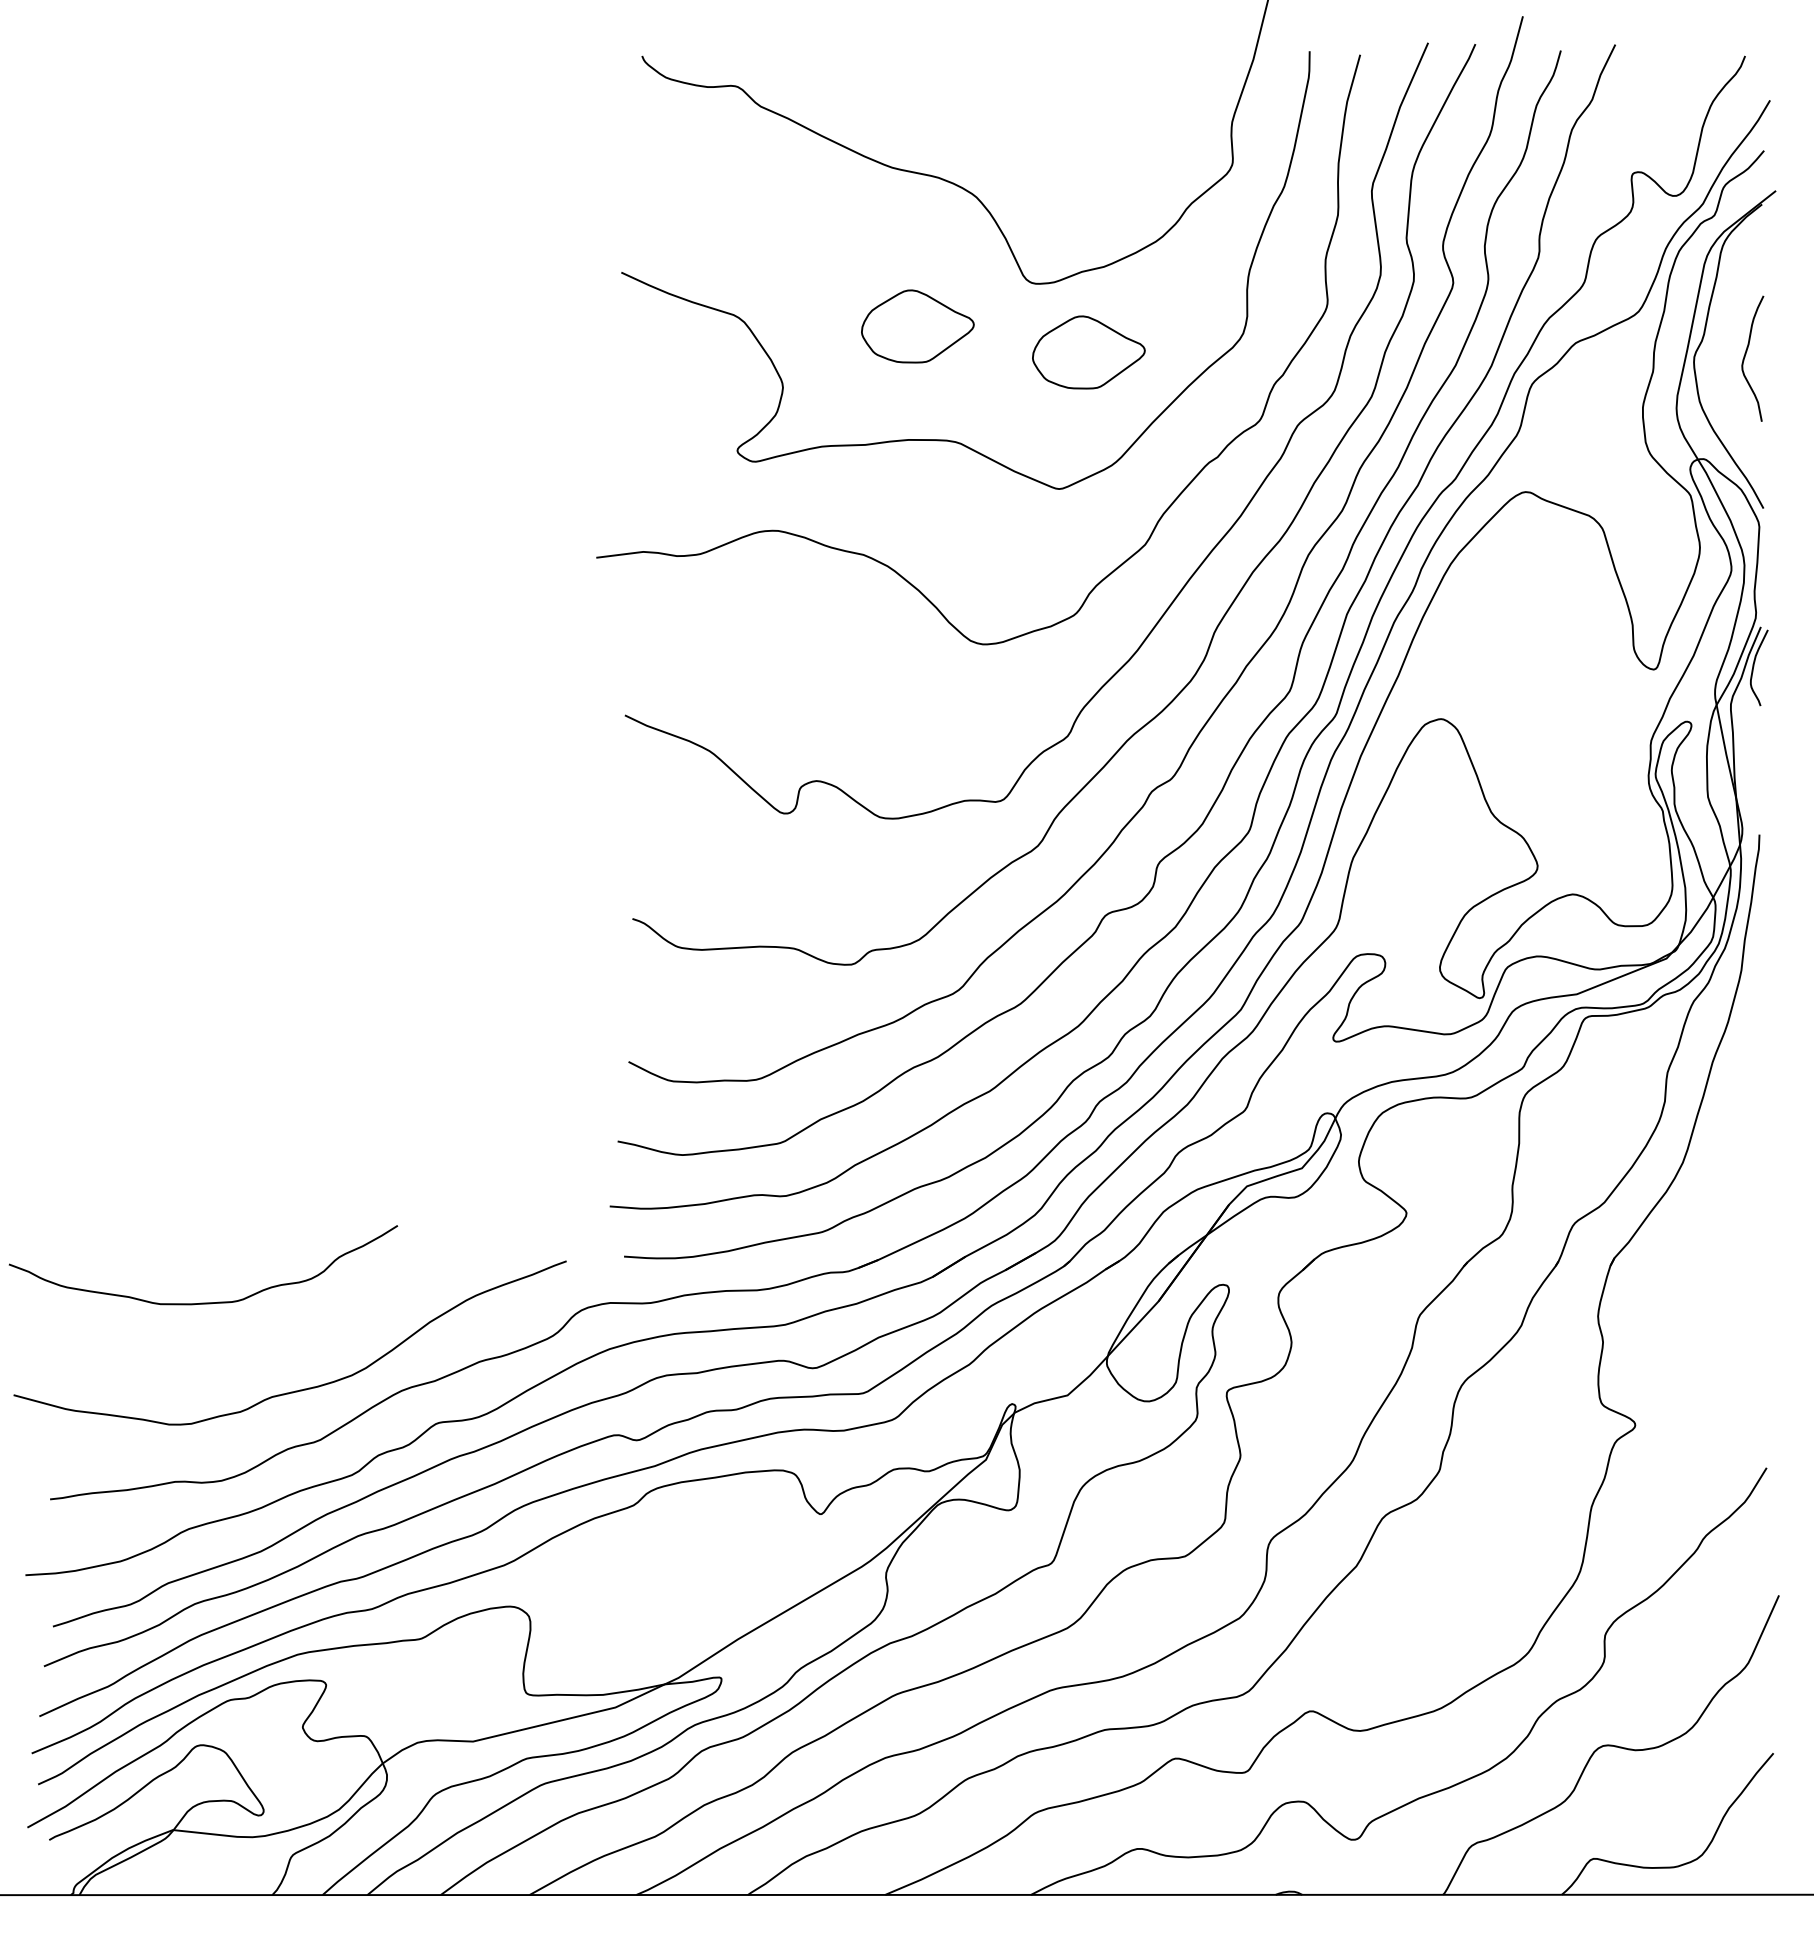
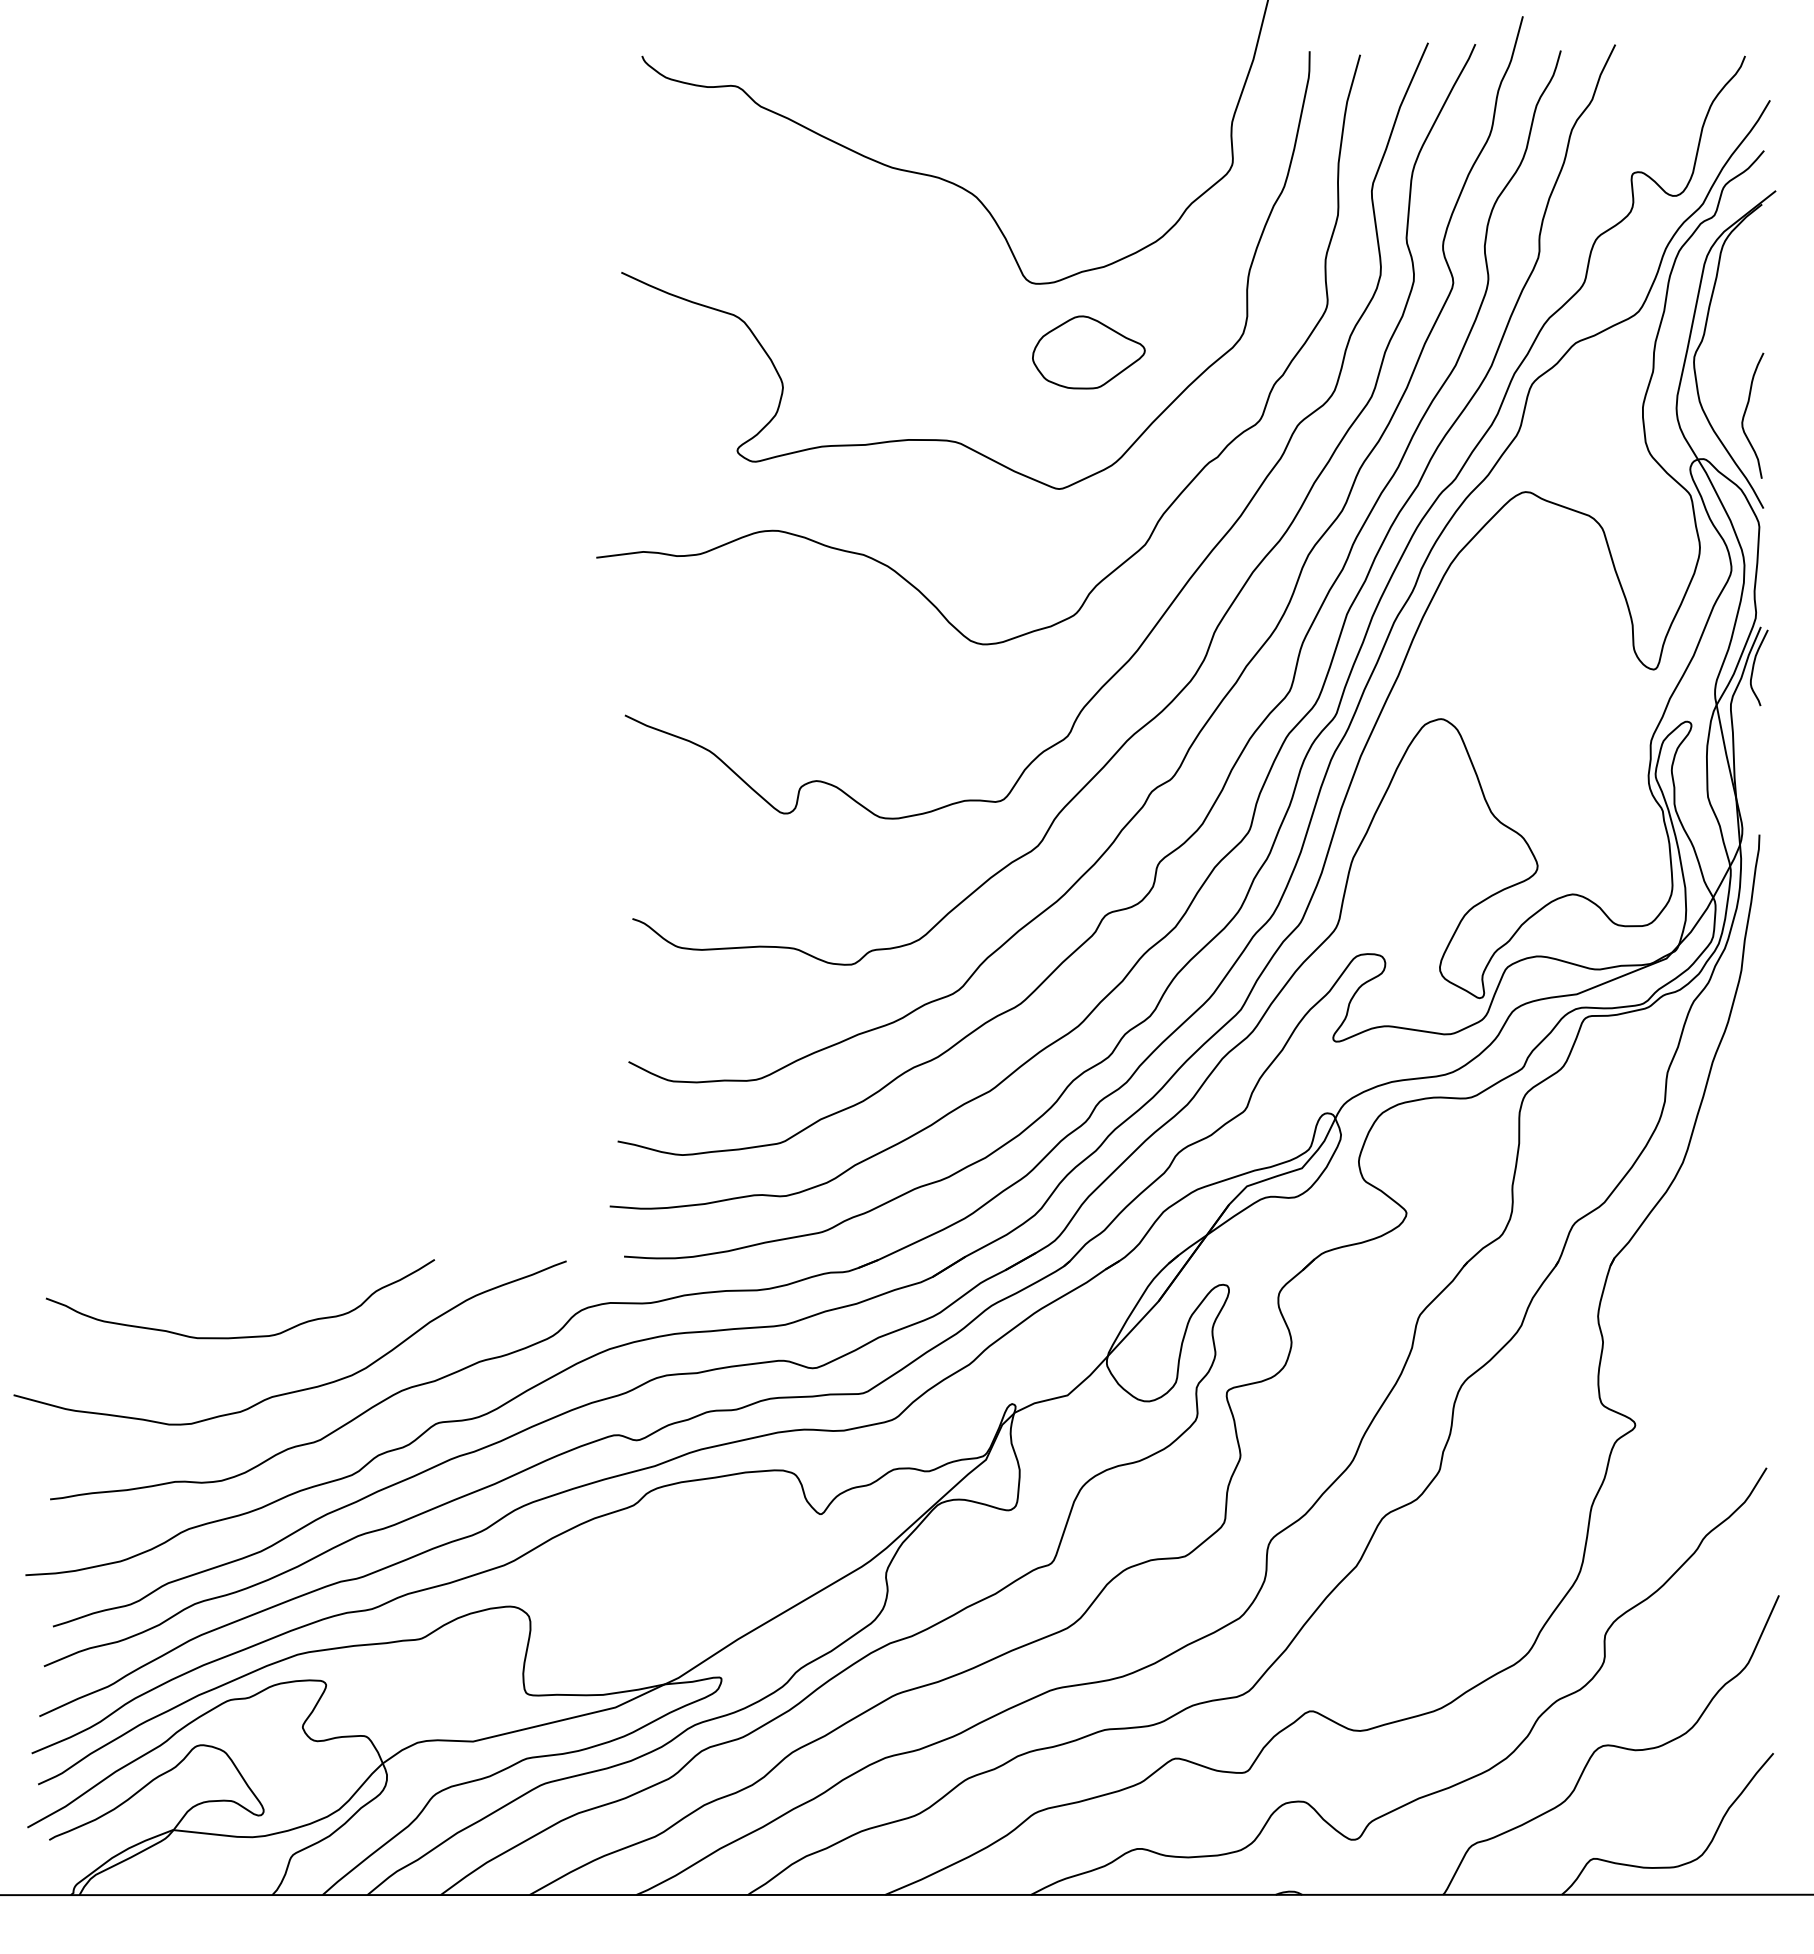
part: present -> none (917, 326)
curve position: (1745, 357) -> (1745, 414) (1745, 414)
curve position: (203, 1302) -> (240, 1336) (240, 1336)
